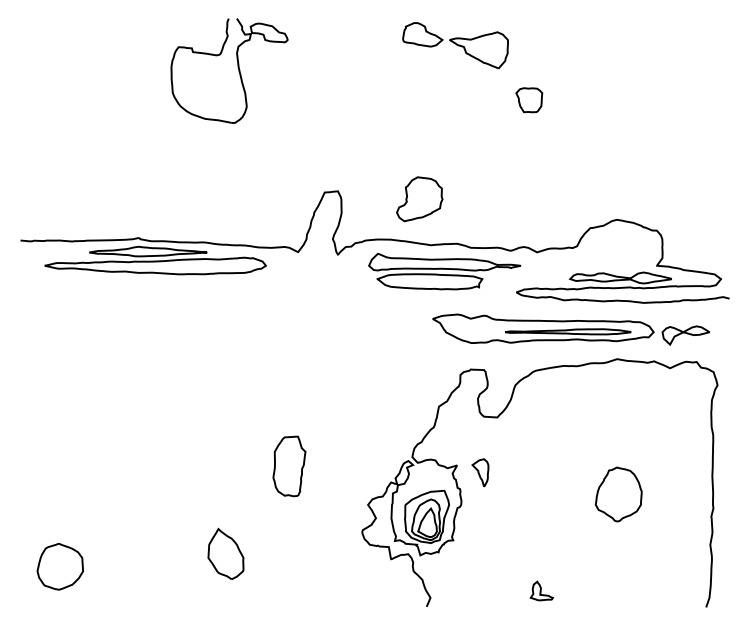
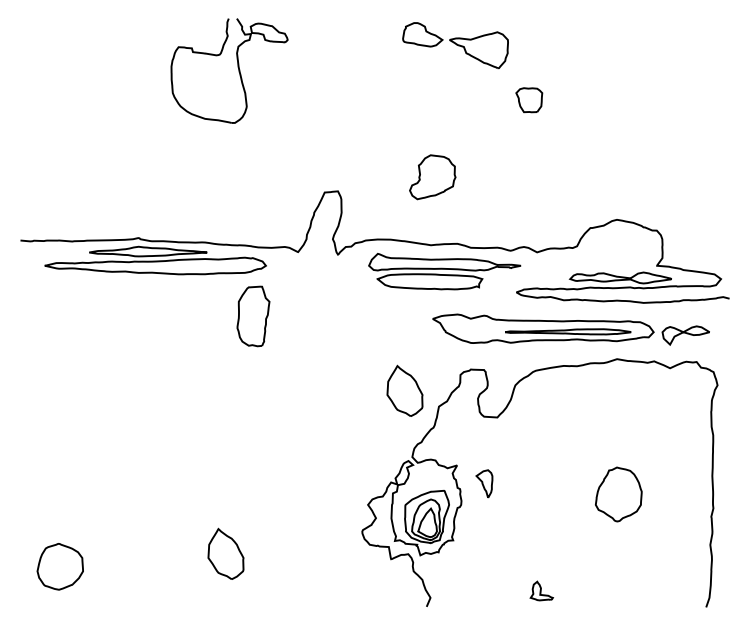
part position: (419, 199) -> (432, 177) (432, 177)
part: none -> present (404, 390)
part position: (289, 466) -> (253, 316) (253, 316)
part position: (480, 472) -> (484, 483) (484, 483)
